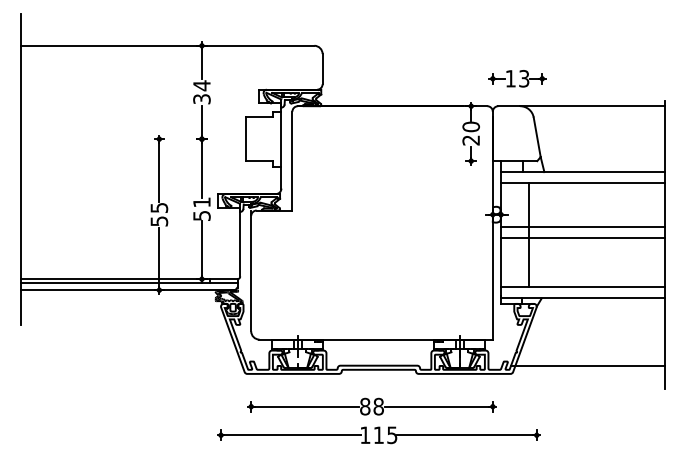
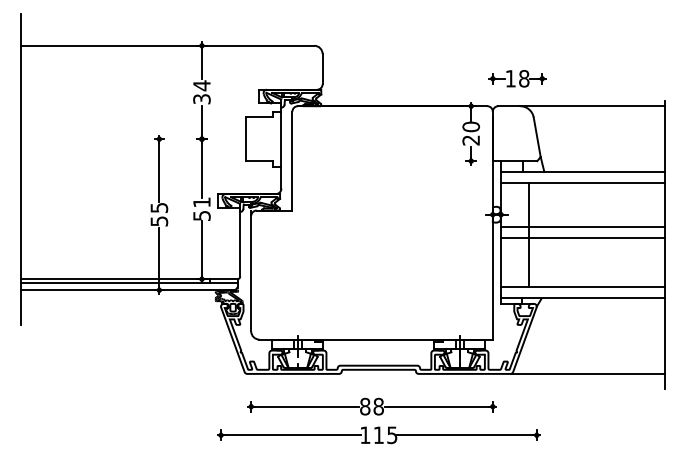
text: 13 -> 18 (524, 78)
line position: (587, 365) -> (587, 373) (587, 373)
